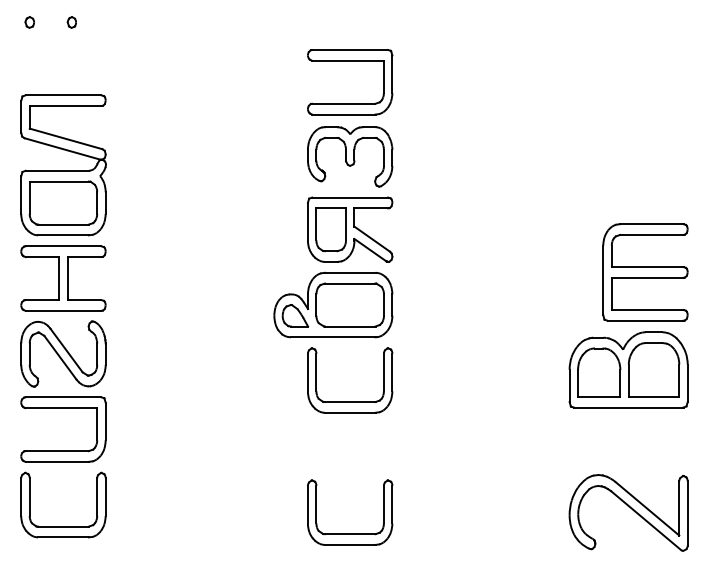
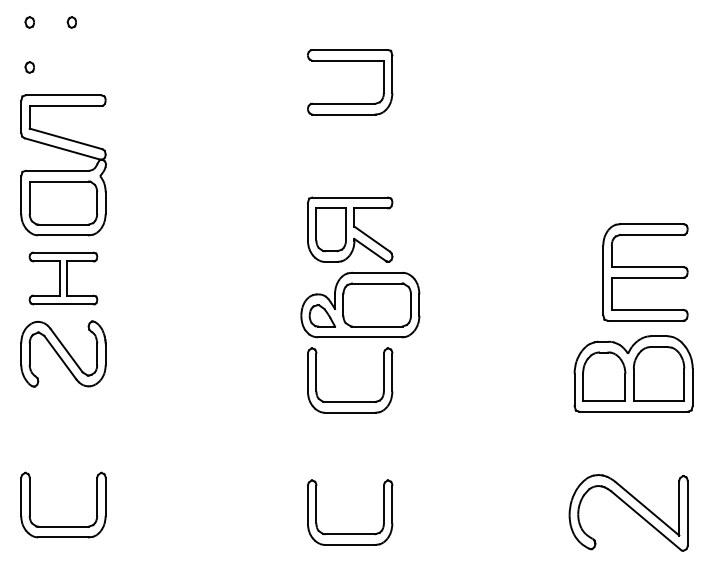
part: none -> present (29, 67)
part: present -> none (350, 156)
part size: 87x67 px -> 71x55 px (63, 278)
part position: (333, 304) -> (360, 304) (360, 304)
part position: (628, 369) -> (633, 373) (633, 373)
part: present -> none (63, 408)
